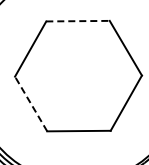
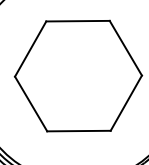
line: dashed -> solid (78, 21)
line: dashed -> solid (31, 104)
